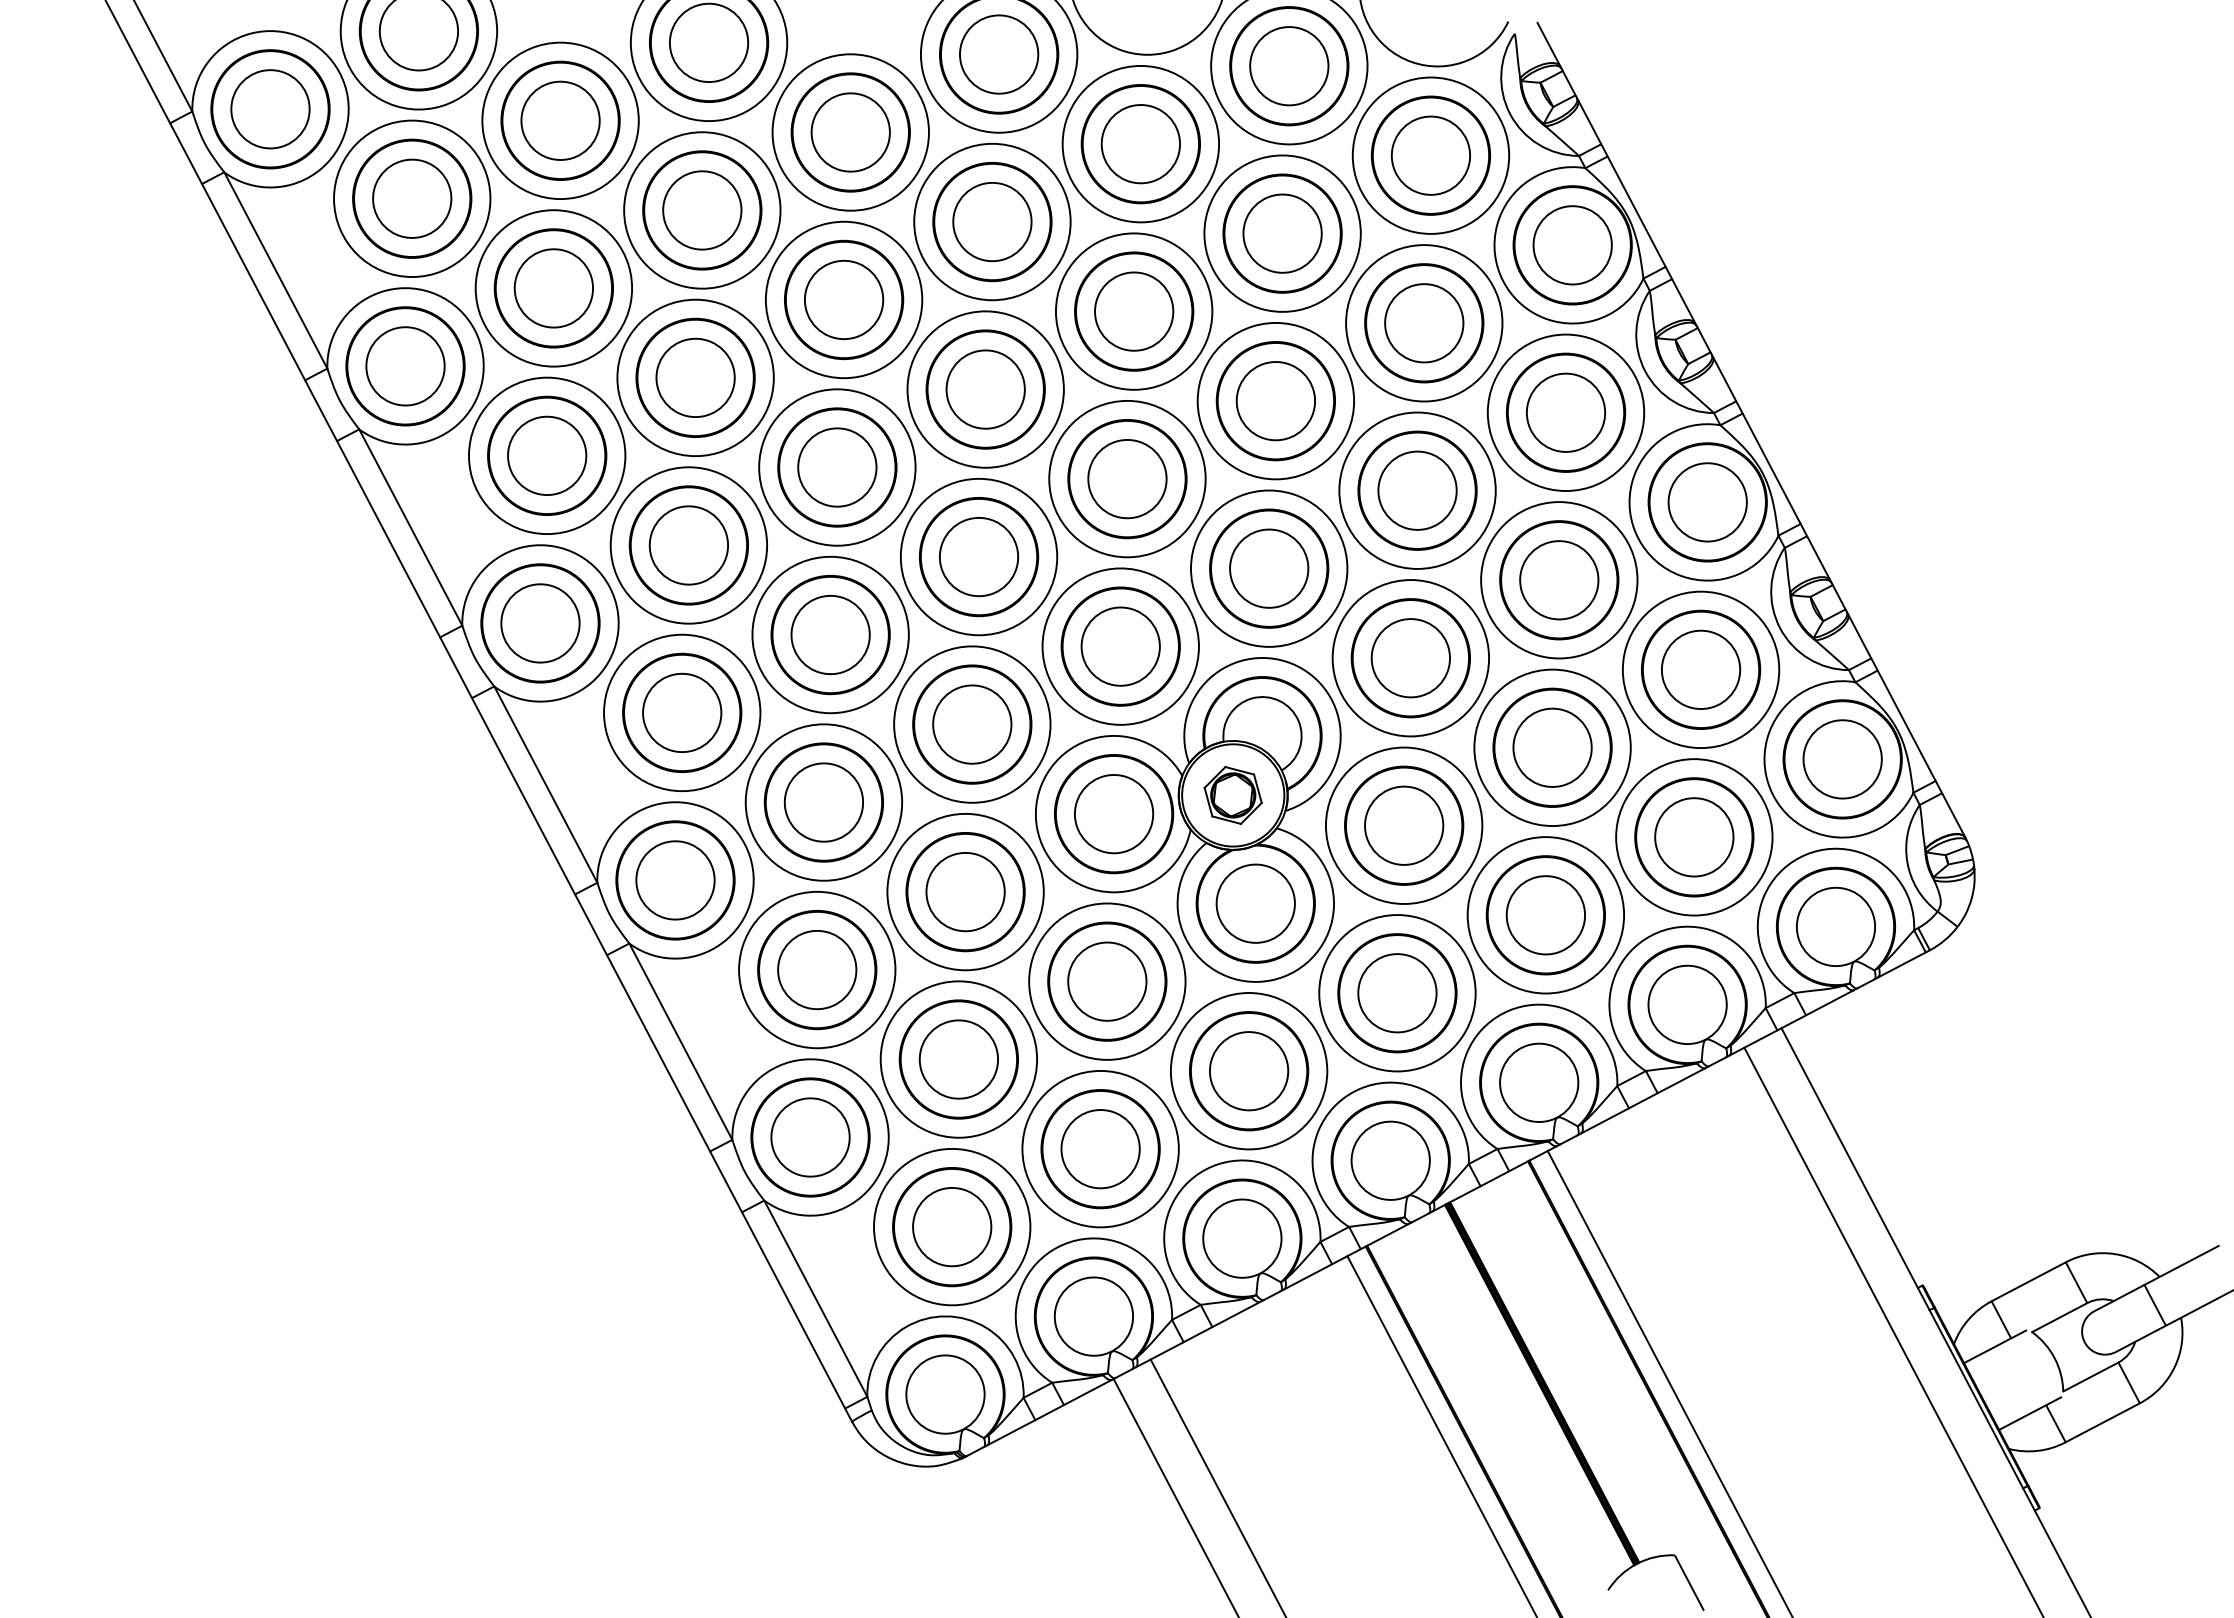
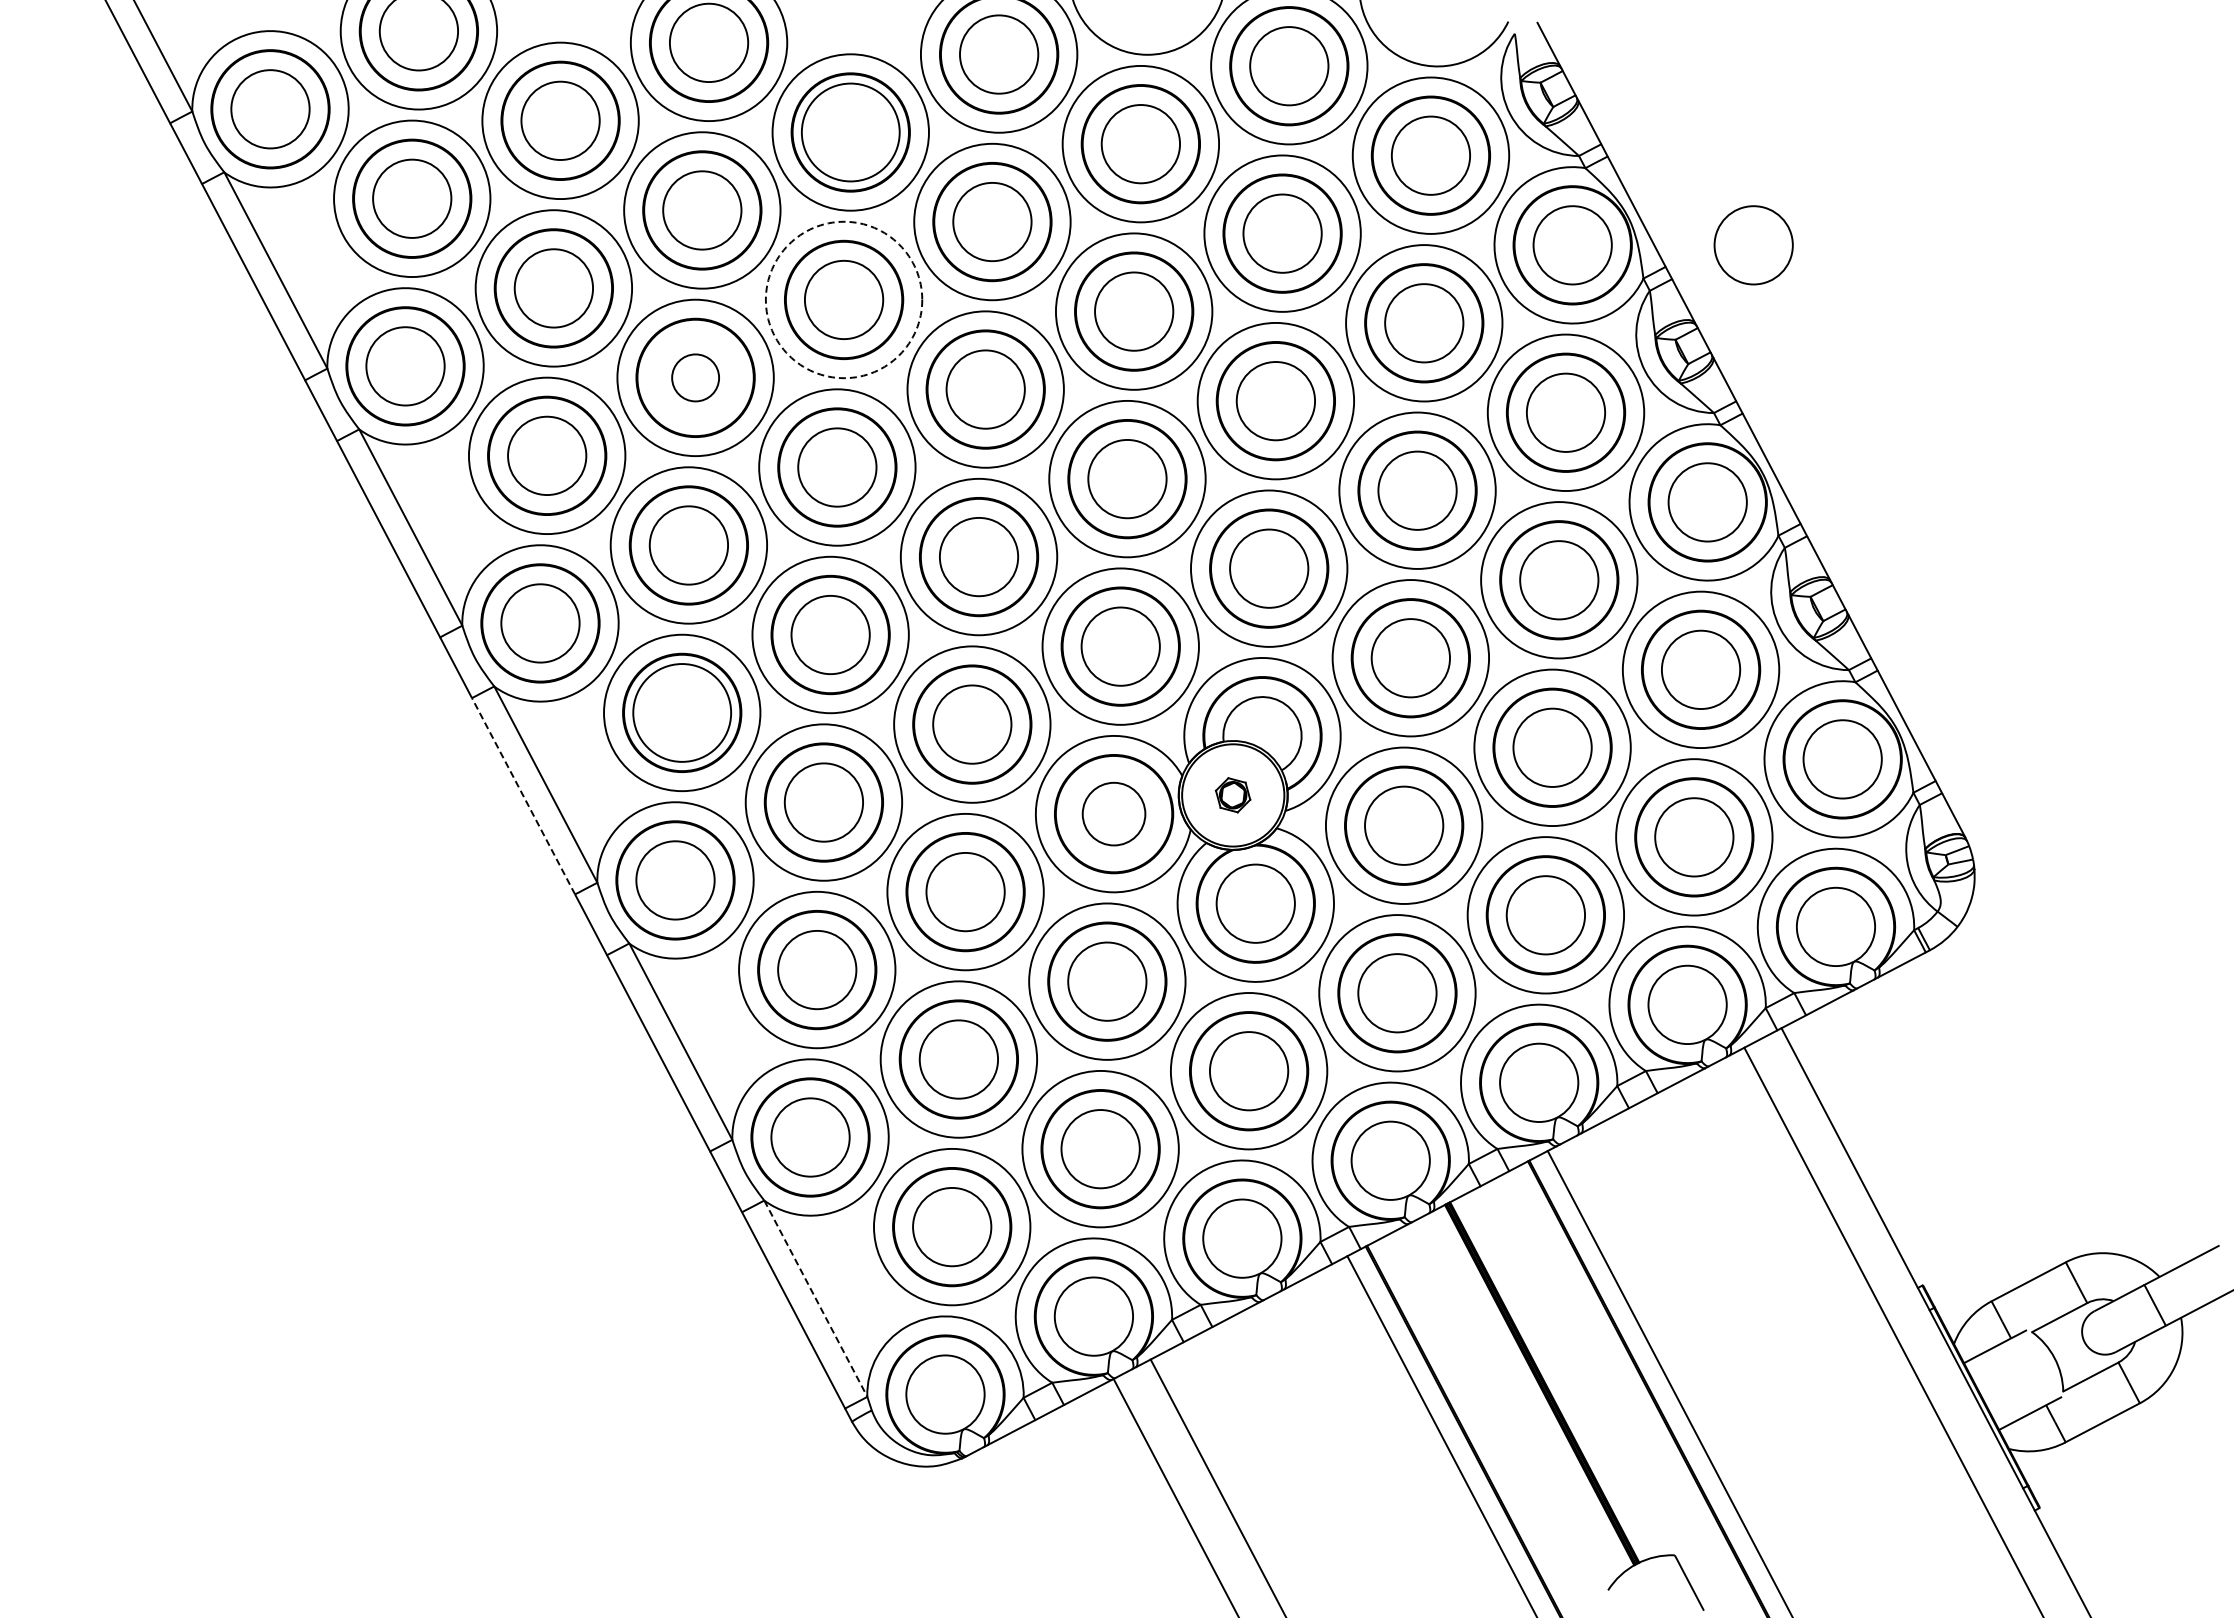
circle diameter: 78 px -> 98 px (850, 132)
circle: none -> present (1753, 245)
circle: solid -> dashed (843, 299)
circle diameter: 78 px -> 47 px (695, 377)
circle diameter: 78 px -> 98 px (682, 712)
part size: 60x60 px -> 38x37 px (1232, 795)
line: solid -> dashed (523, 796)
circle diameter: 78 px -> 63 px (1113, 813)
line: solid -> dashed (815, 1298)
